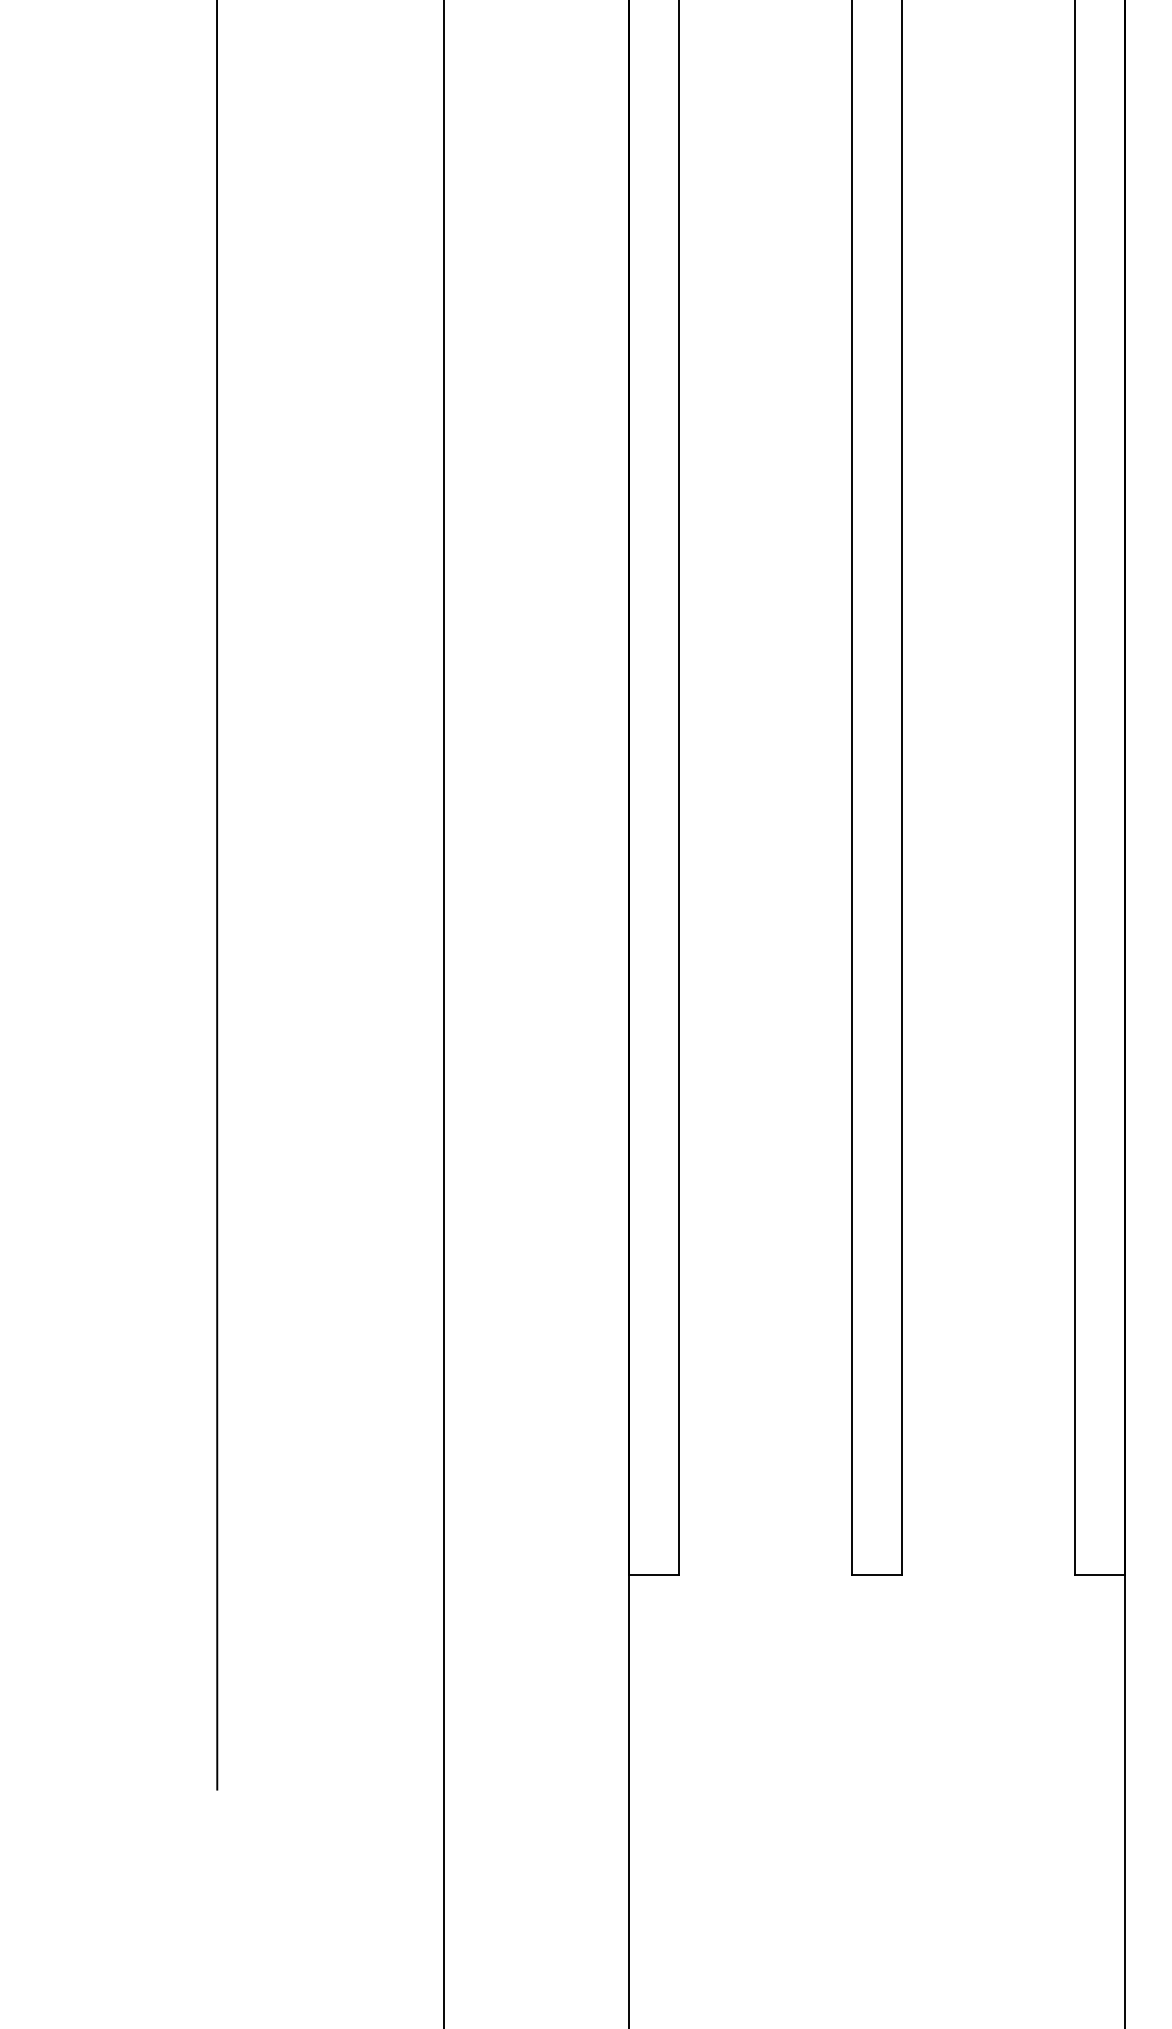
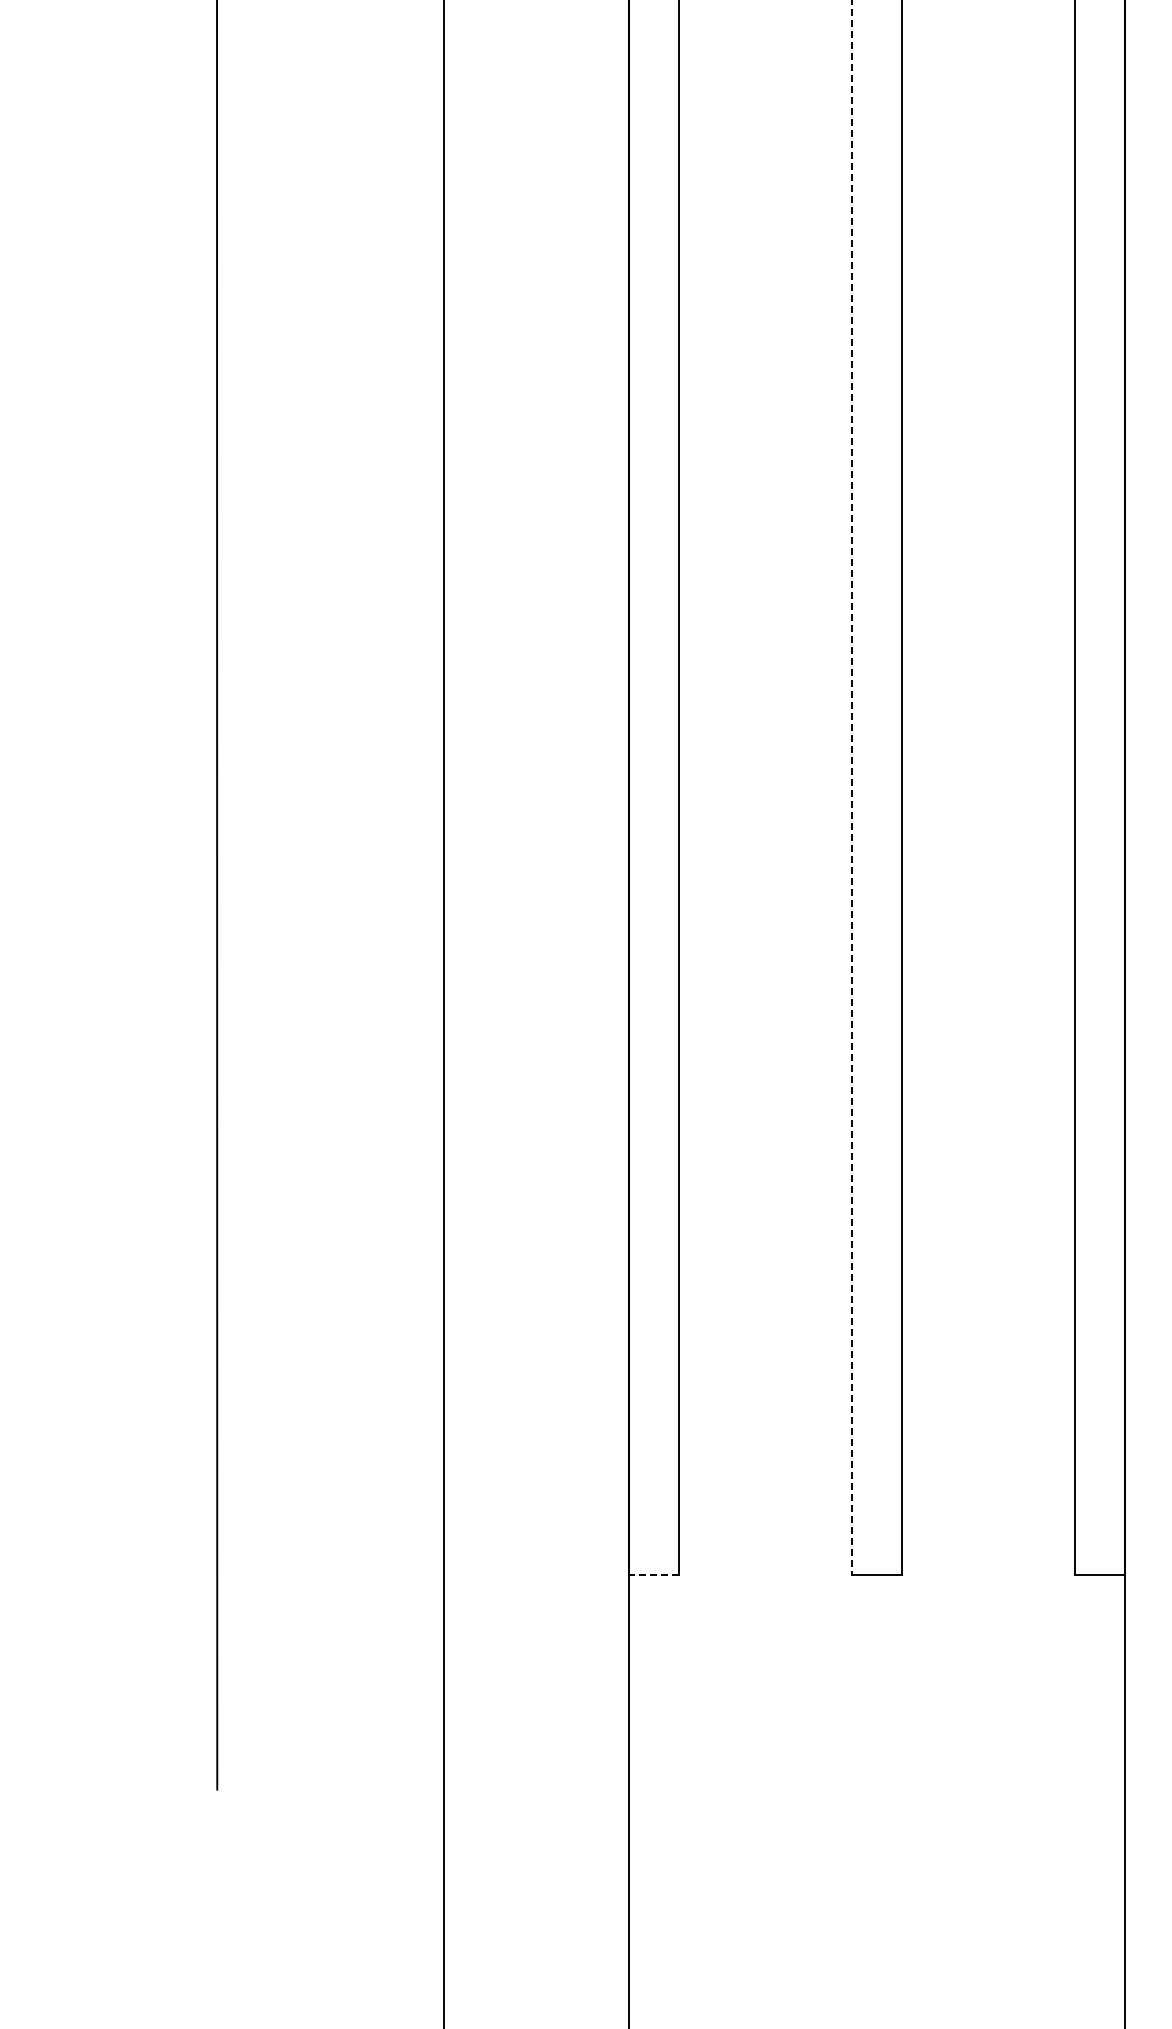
line: solid -> dashed (852, 788)
line: solid -> dashed (654, 1575)
